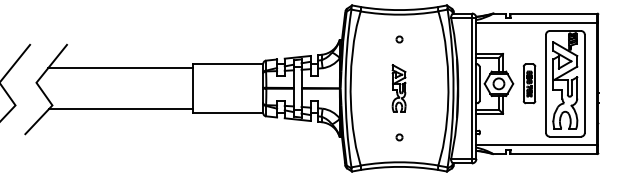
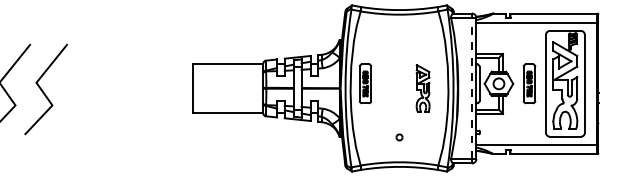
part: present -> none (399, 39)
line: present -> none (120, 68)
part: none -> present (365, 83)
part position: (398, 88) -> (422, 88) (422, 88)
line: solid -> dashed (471, 88)
line: present -> none (120, 108)
